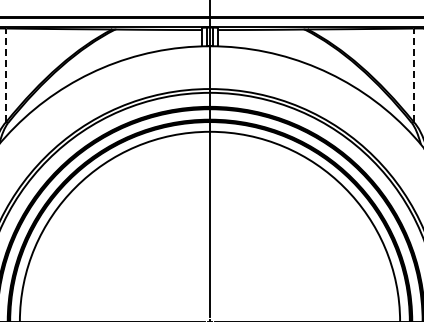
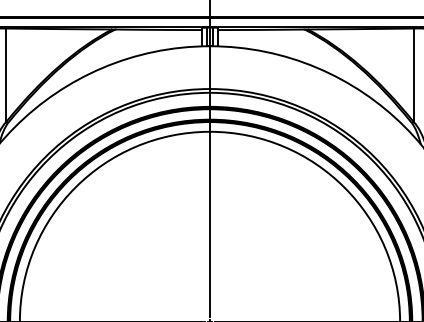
line: dashed -> solid (6, 75)
line: dashed -> solid (413, 75)
